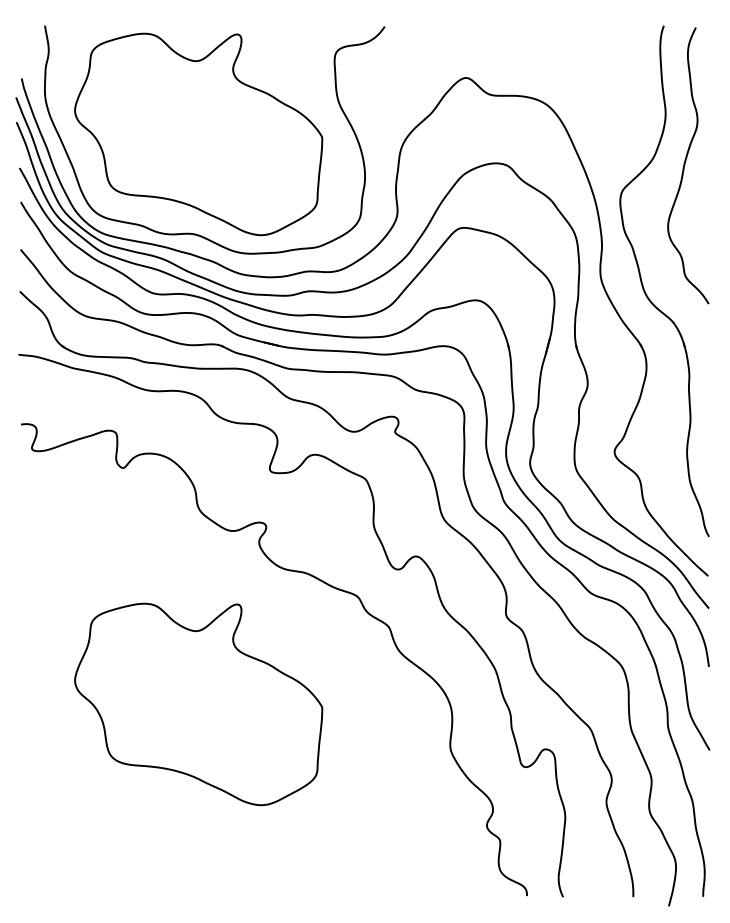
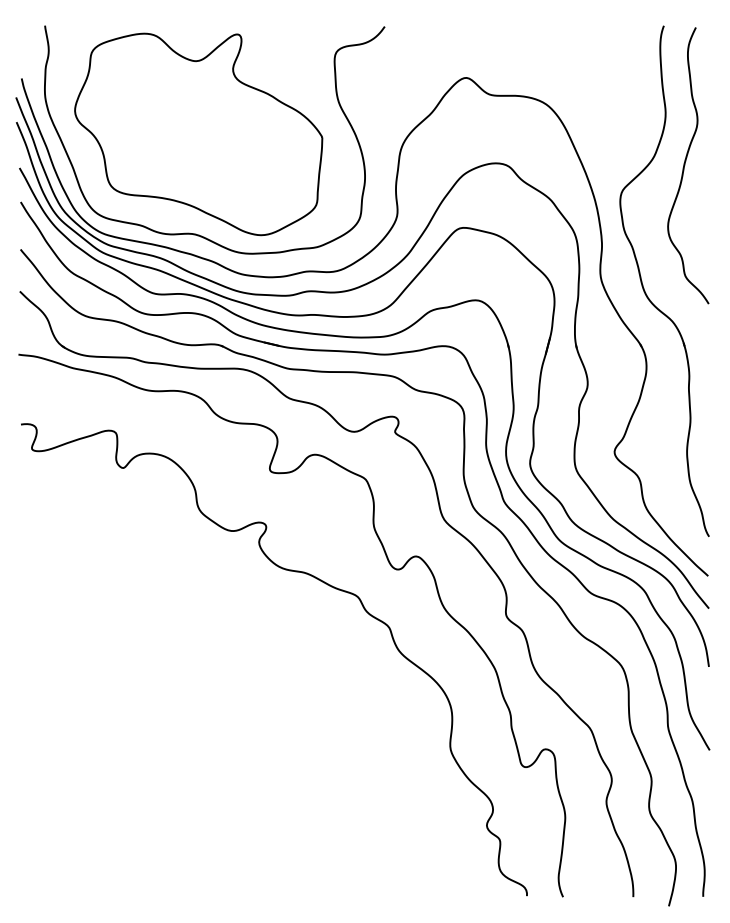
part: present -> none (198, 704)
